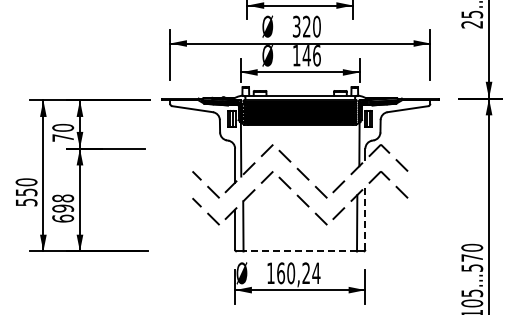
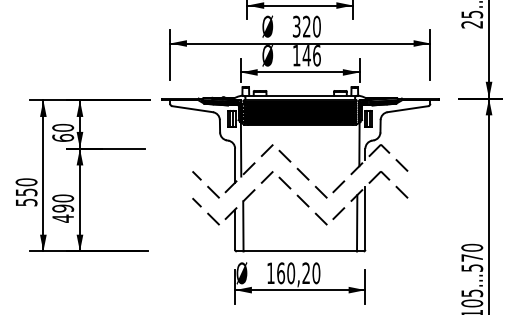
text: 70 -> 60 (63, 137)
text: 698 -> 490 (63, 208)
line: dashed -> solid (365, 217)
line: dashed -> solid (300, 251)
text: 160,24 -> 160,20 (316, 273)
